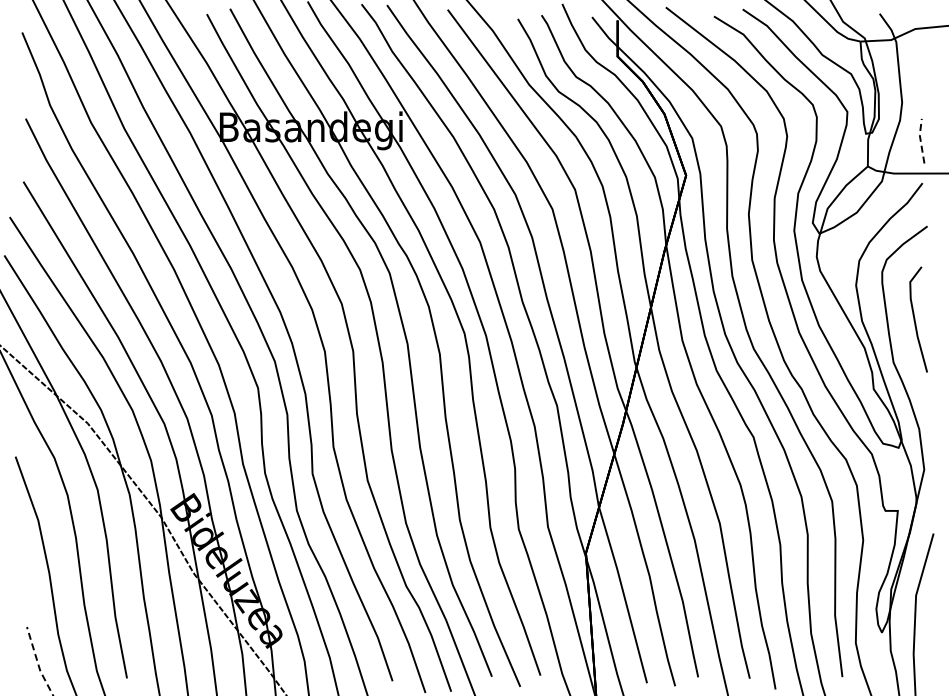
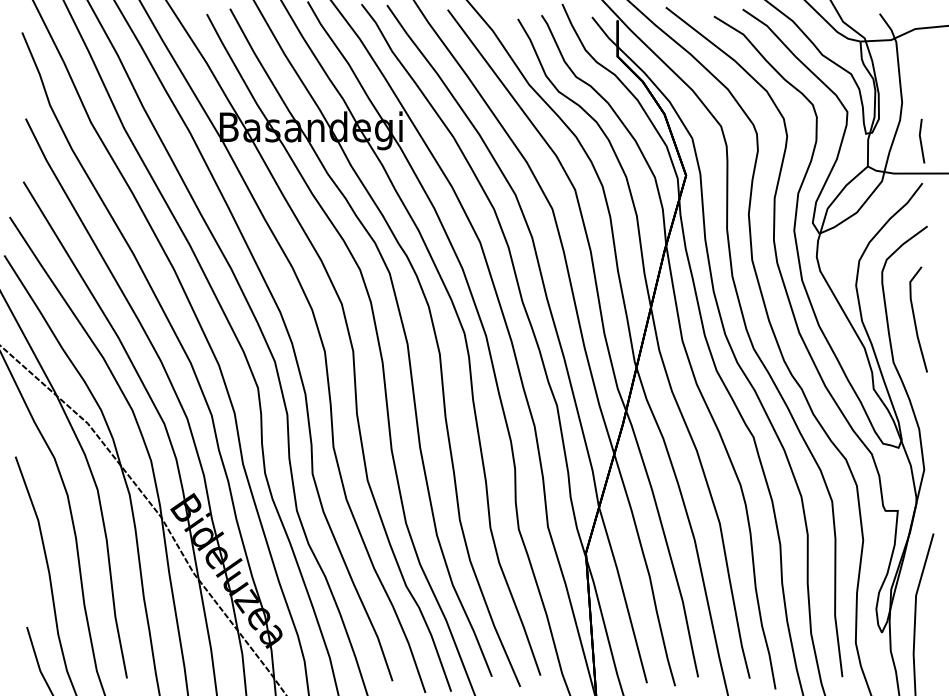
line: dashed -> solid (920, 140)
line: dashed -> solid (37, 662)
